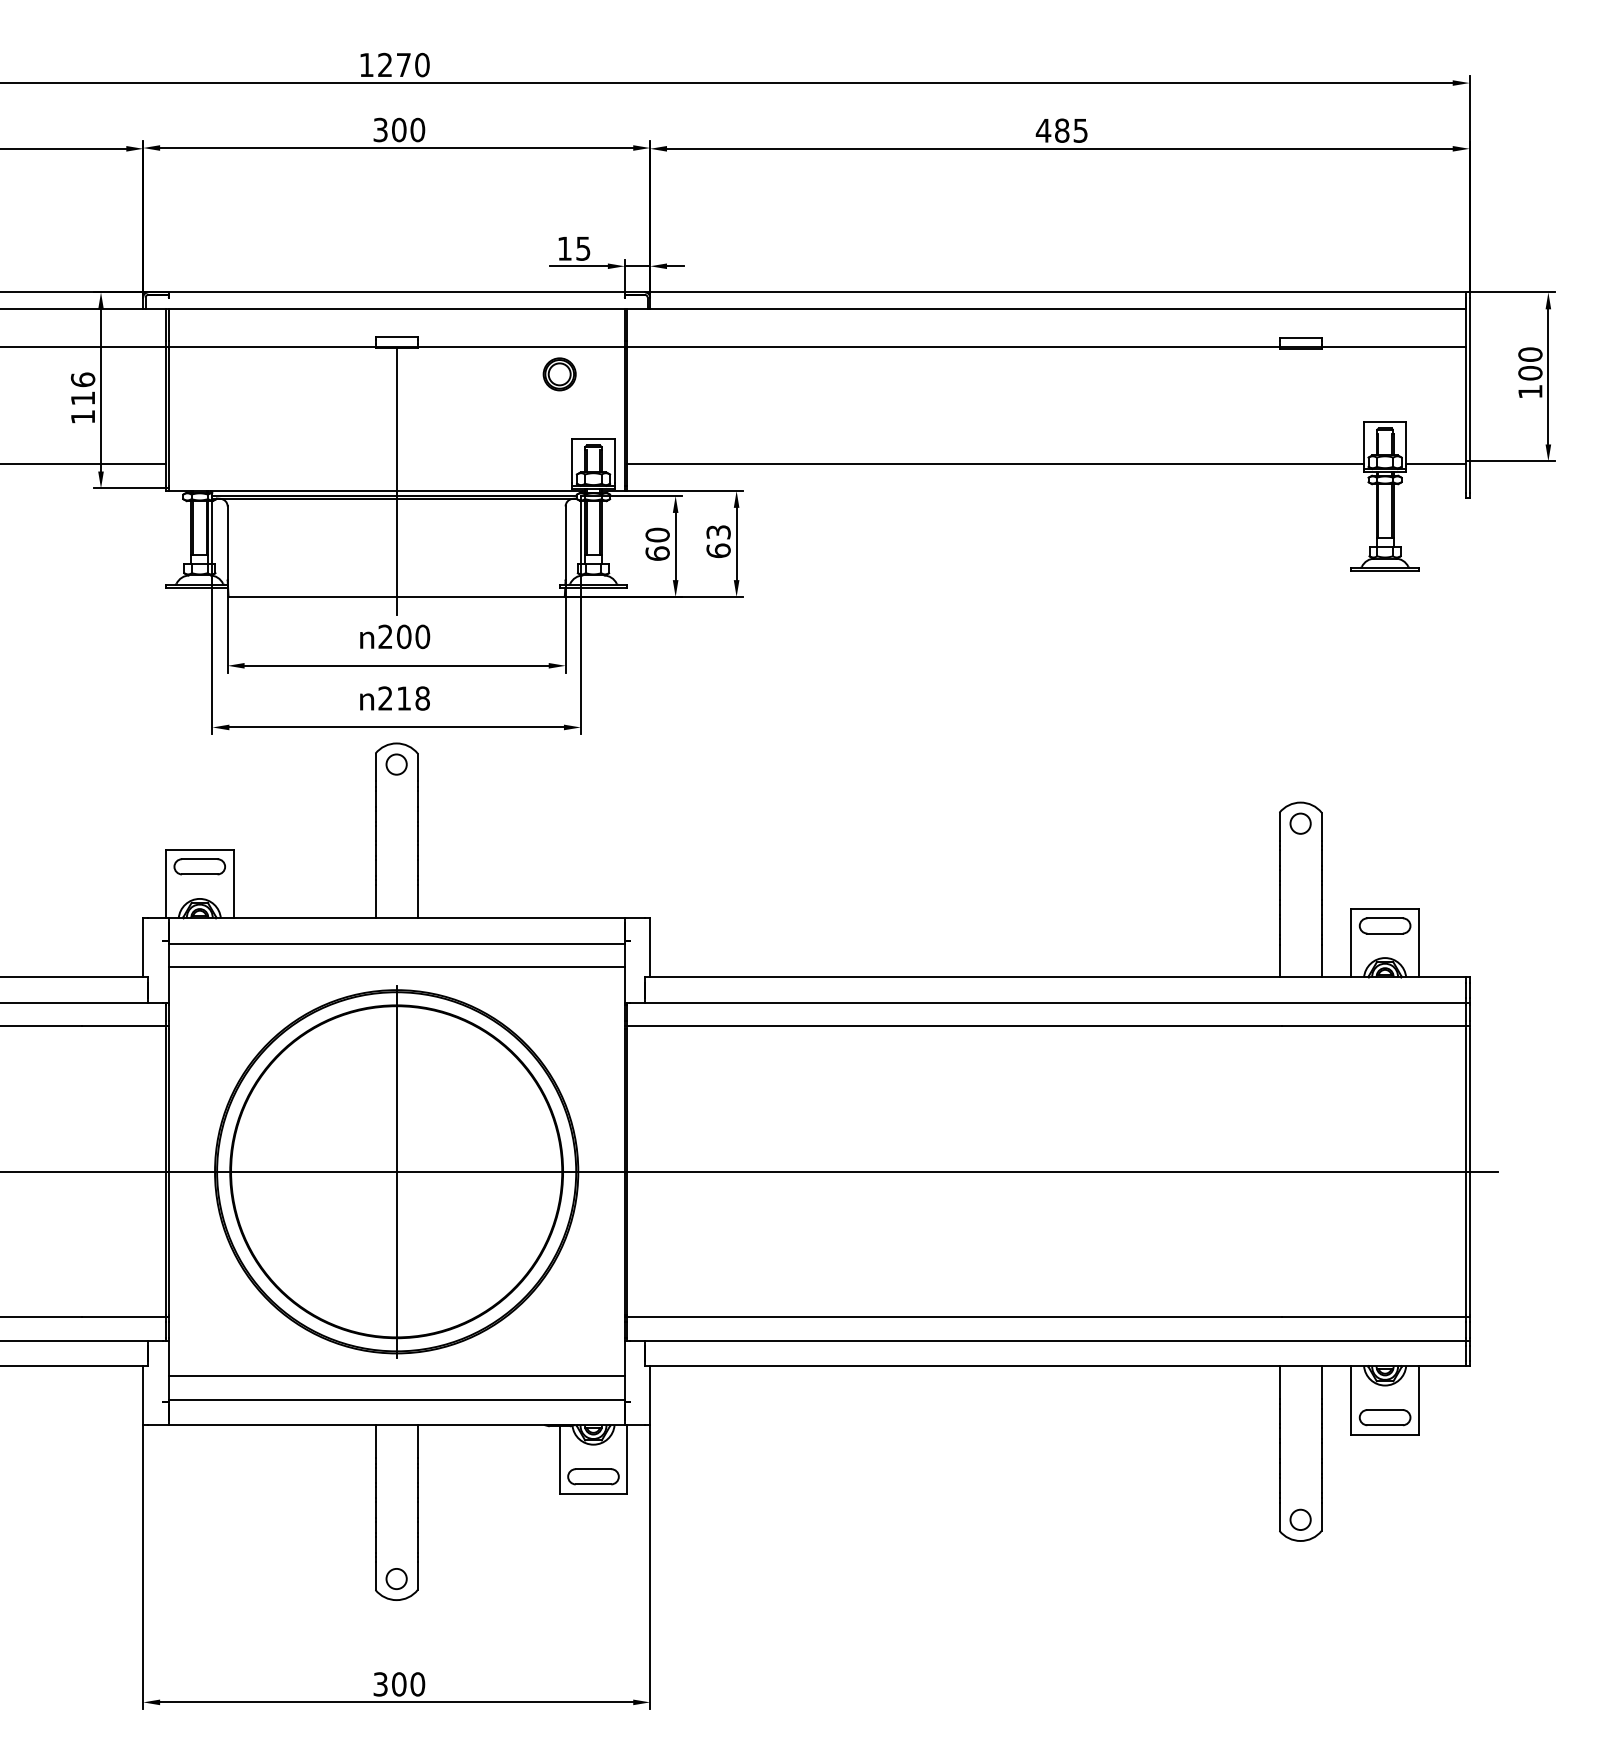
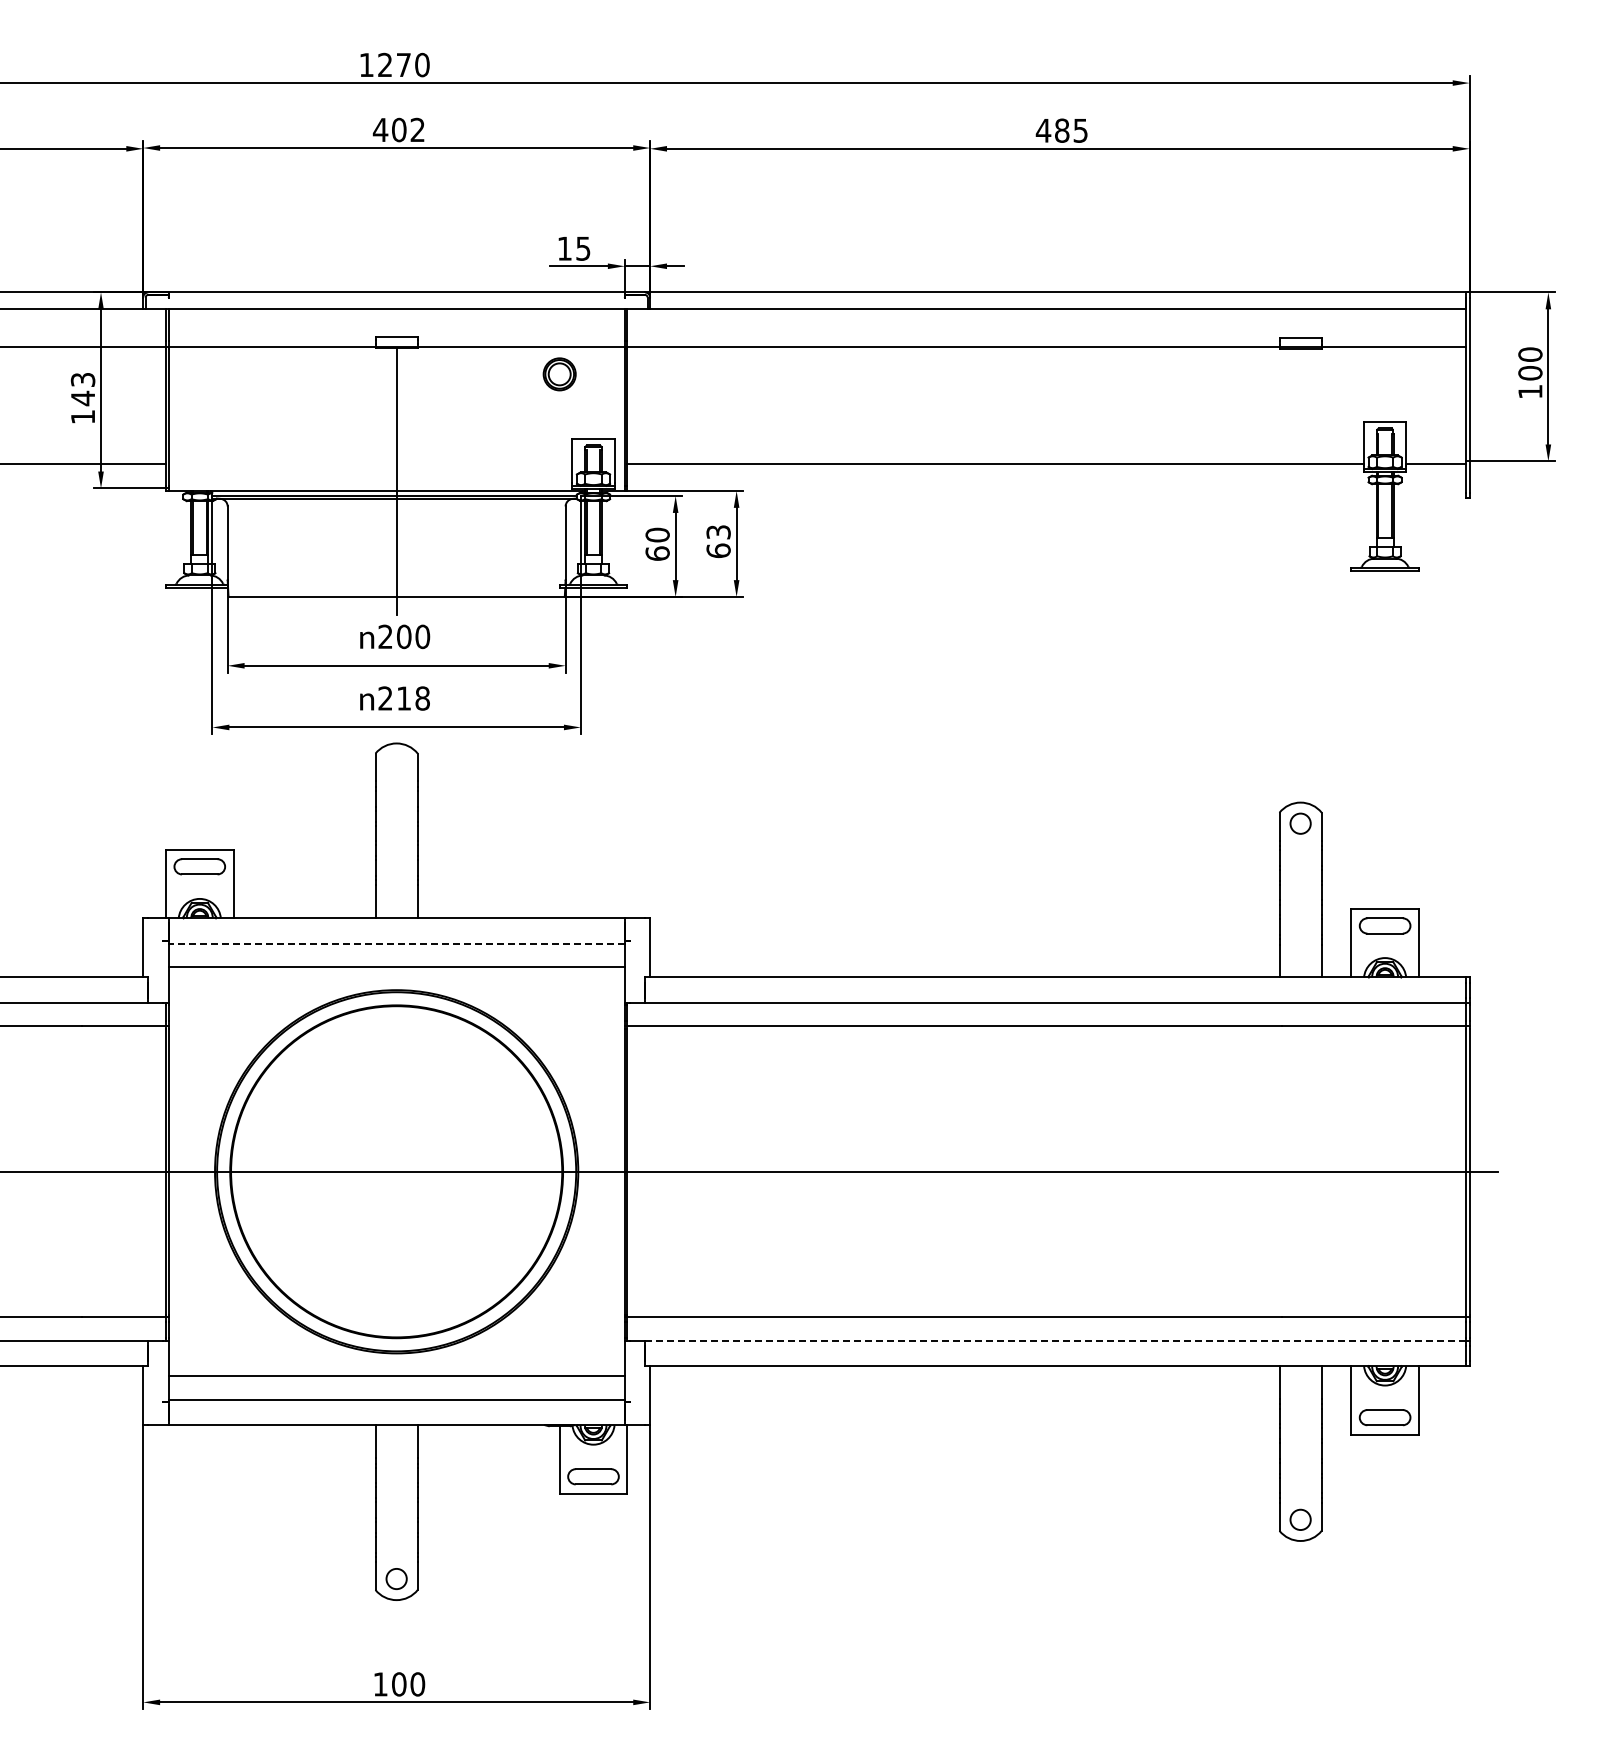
text: 300 -> 402 (398, 129)
text: 116 -> 143 (82, 389)
circle: present -> none (396, 764)
line: solid -> dashed (396, 943)
line: present -> none (396, 1171)
line: solid -> dashed (1055, 1340)
text: 300 -> 100 (380, 1684)
